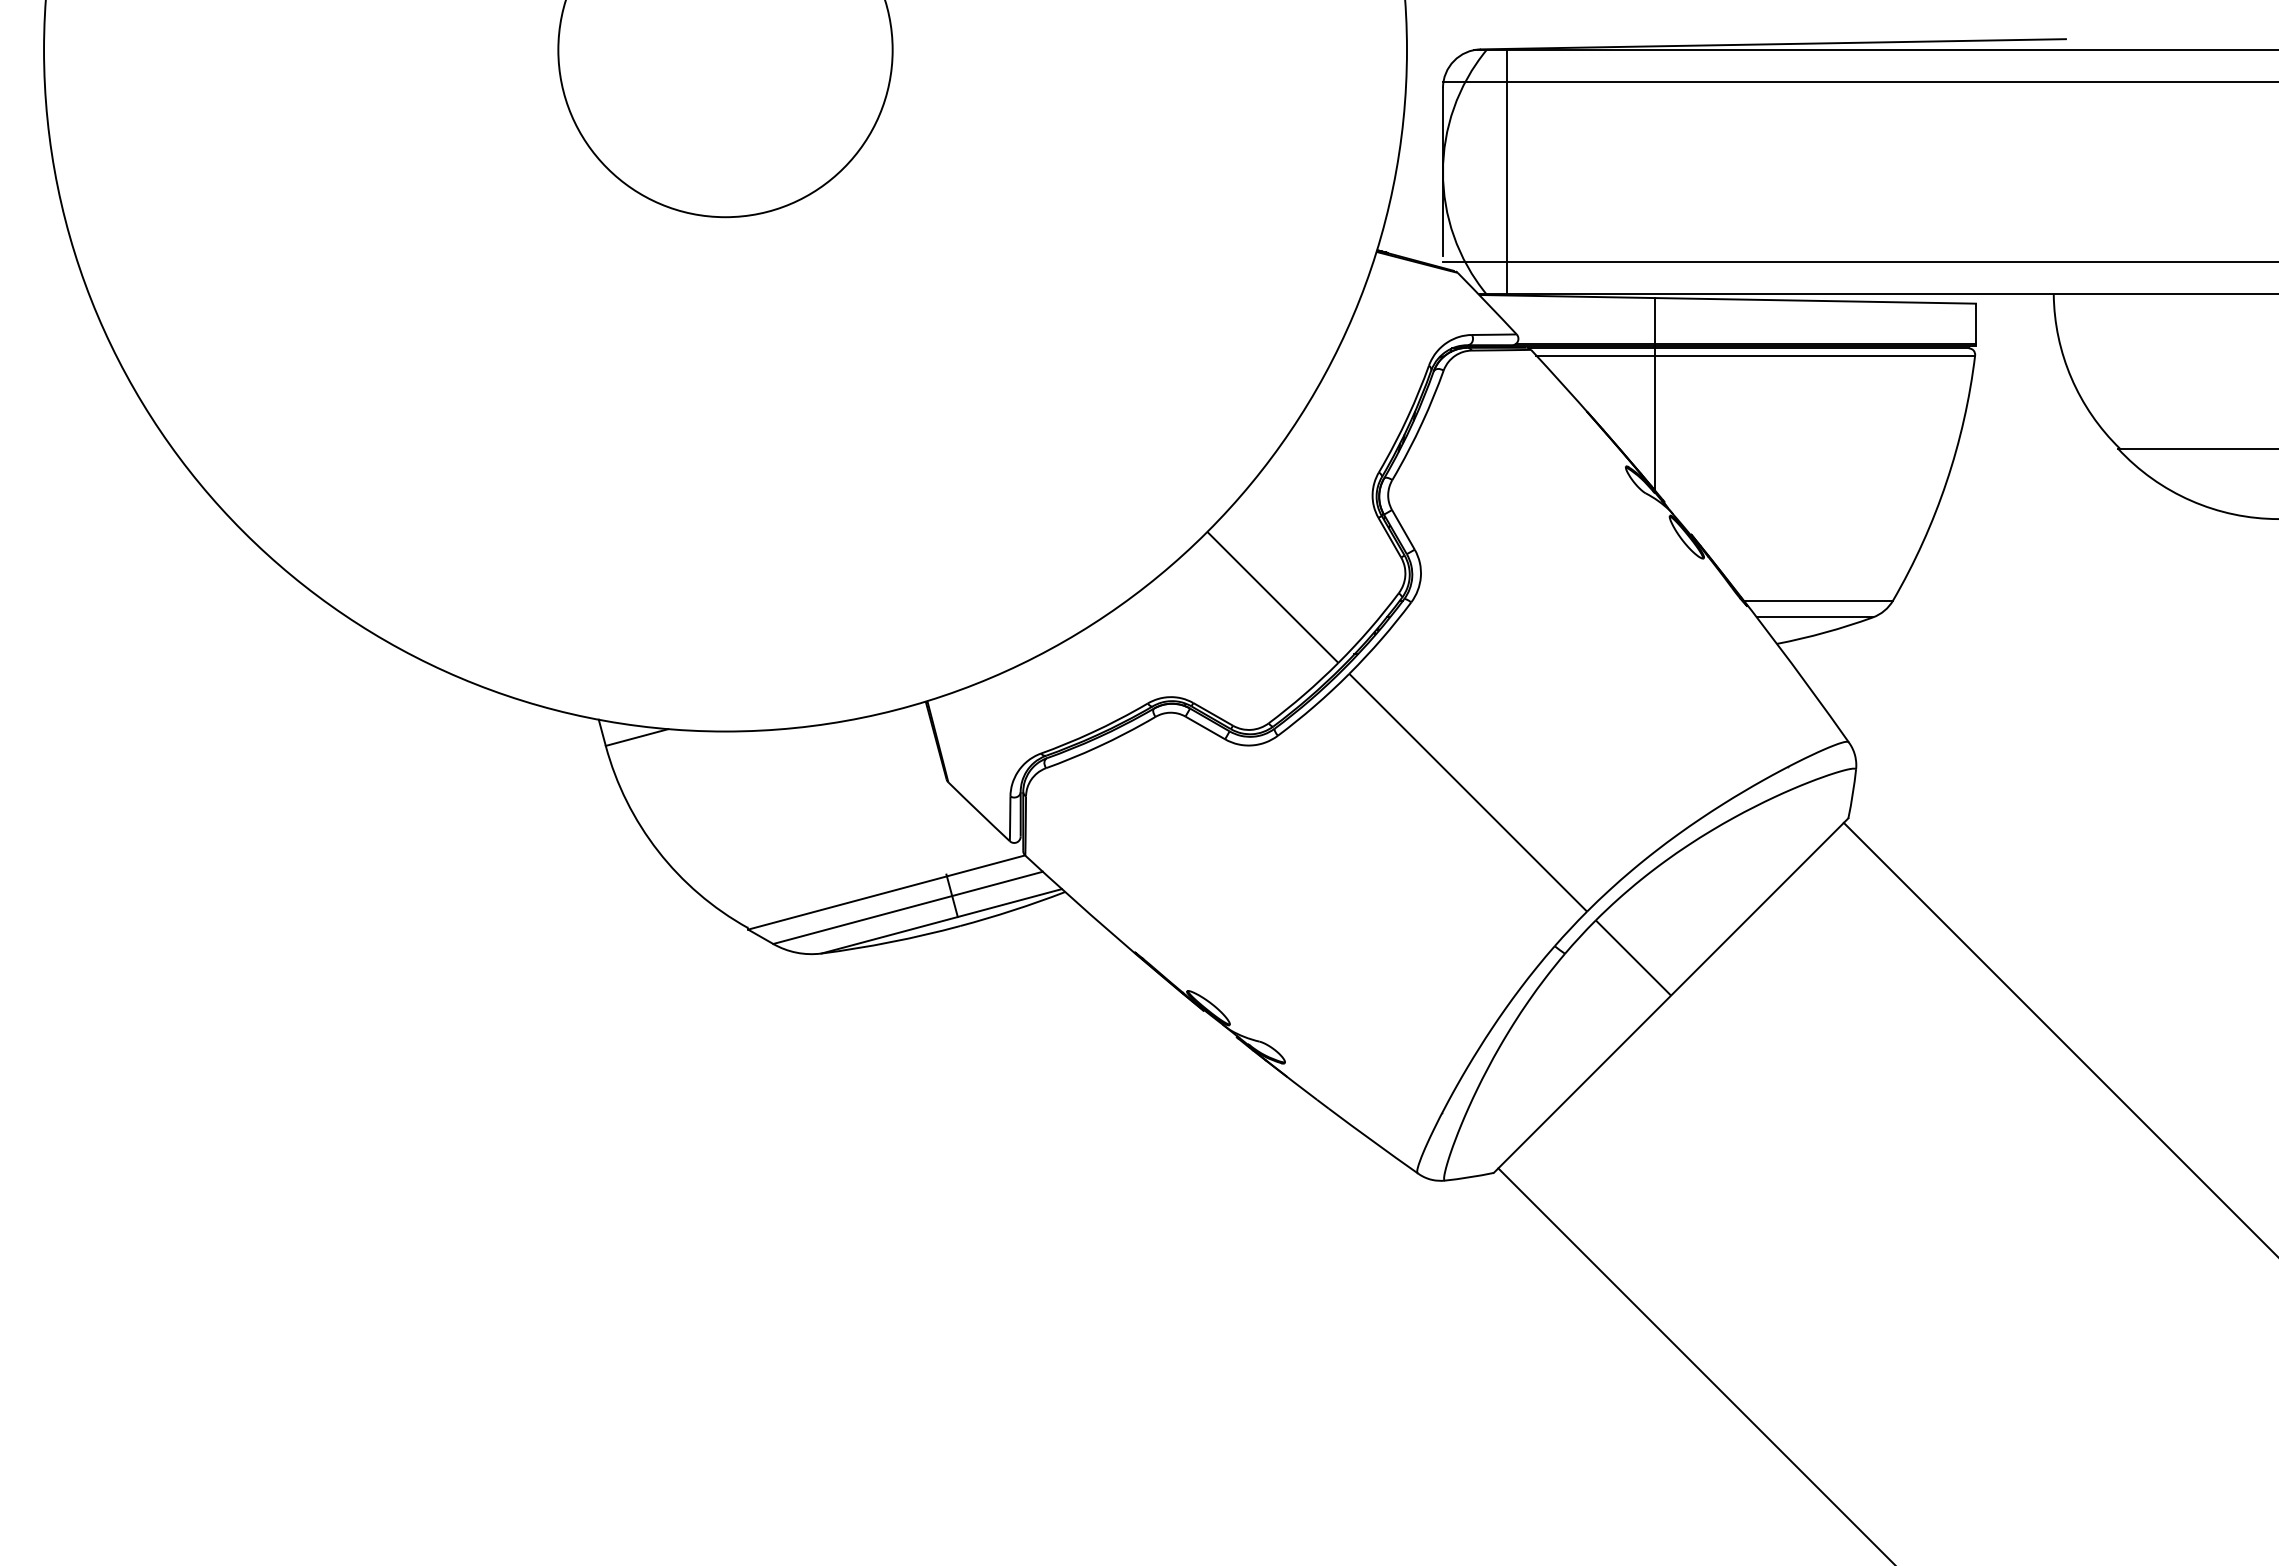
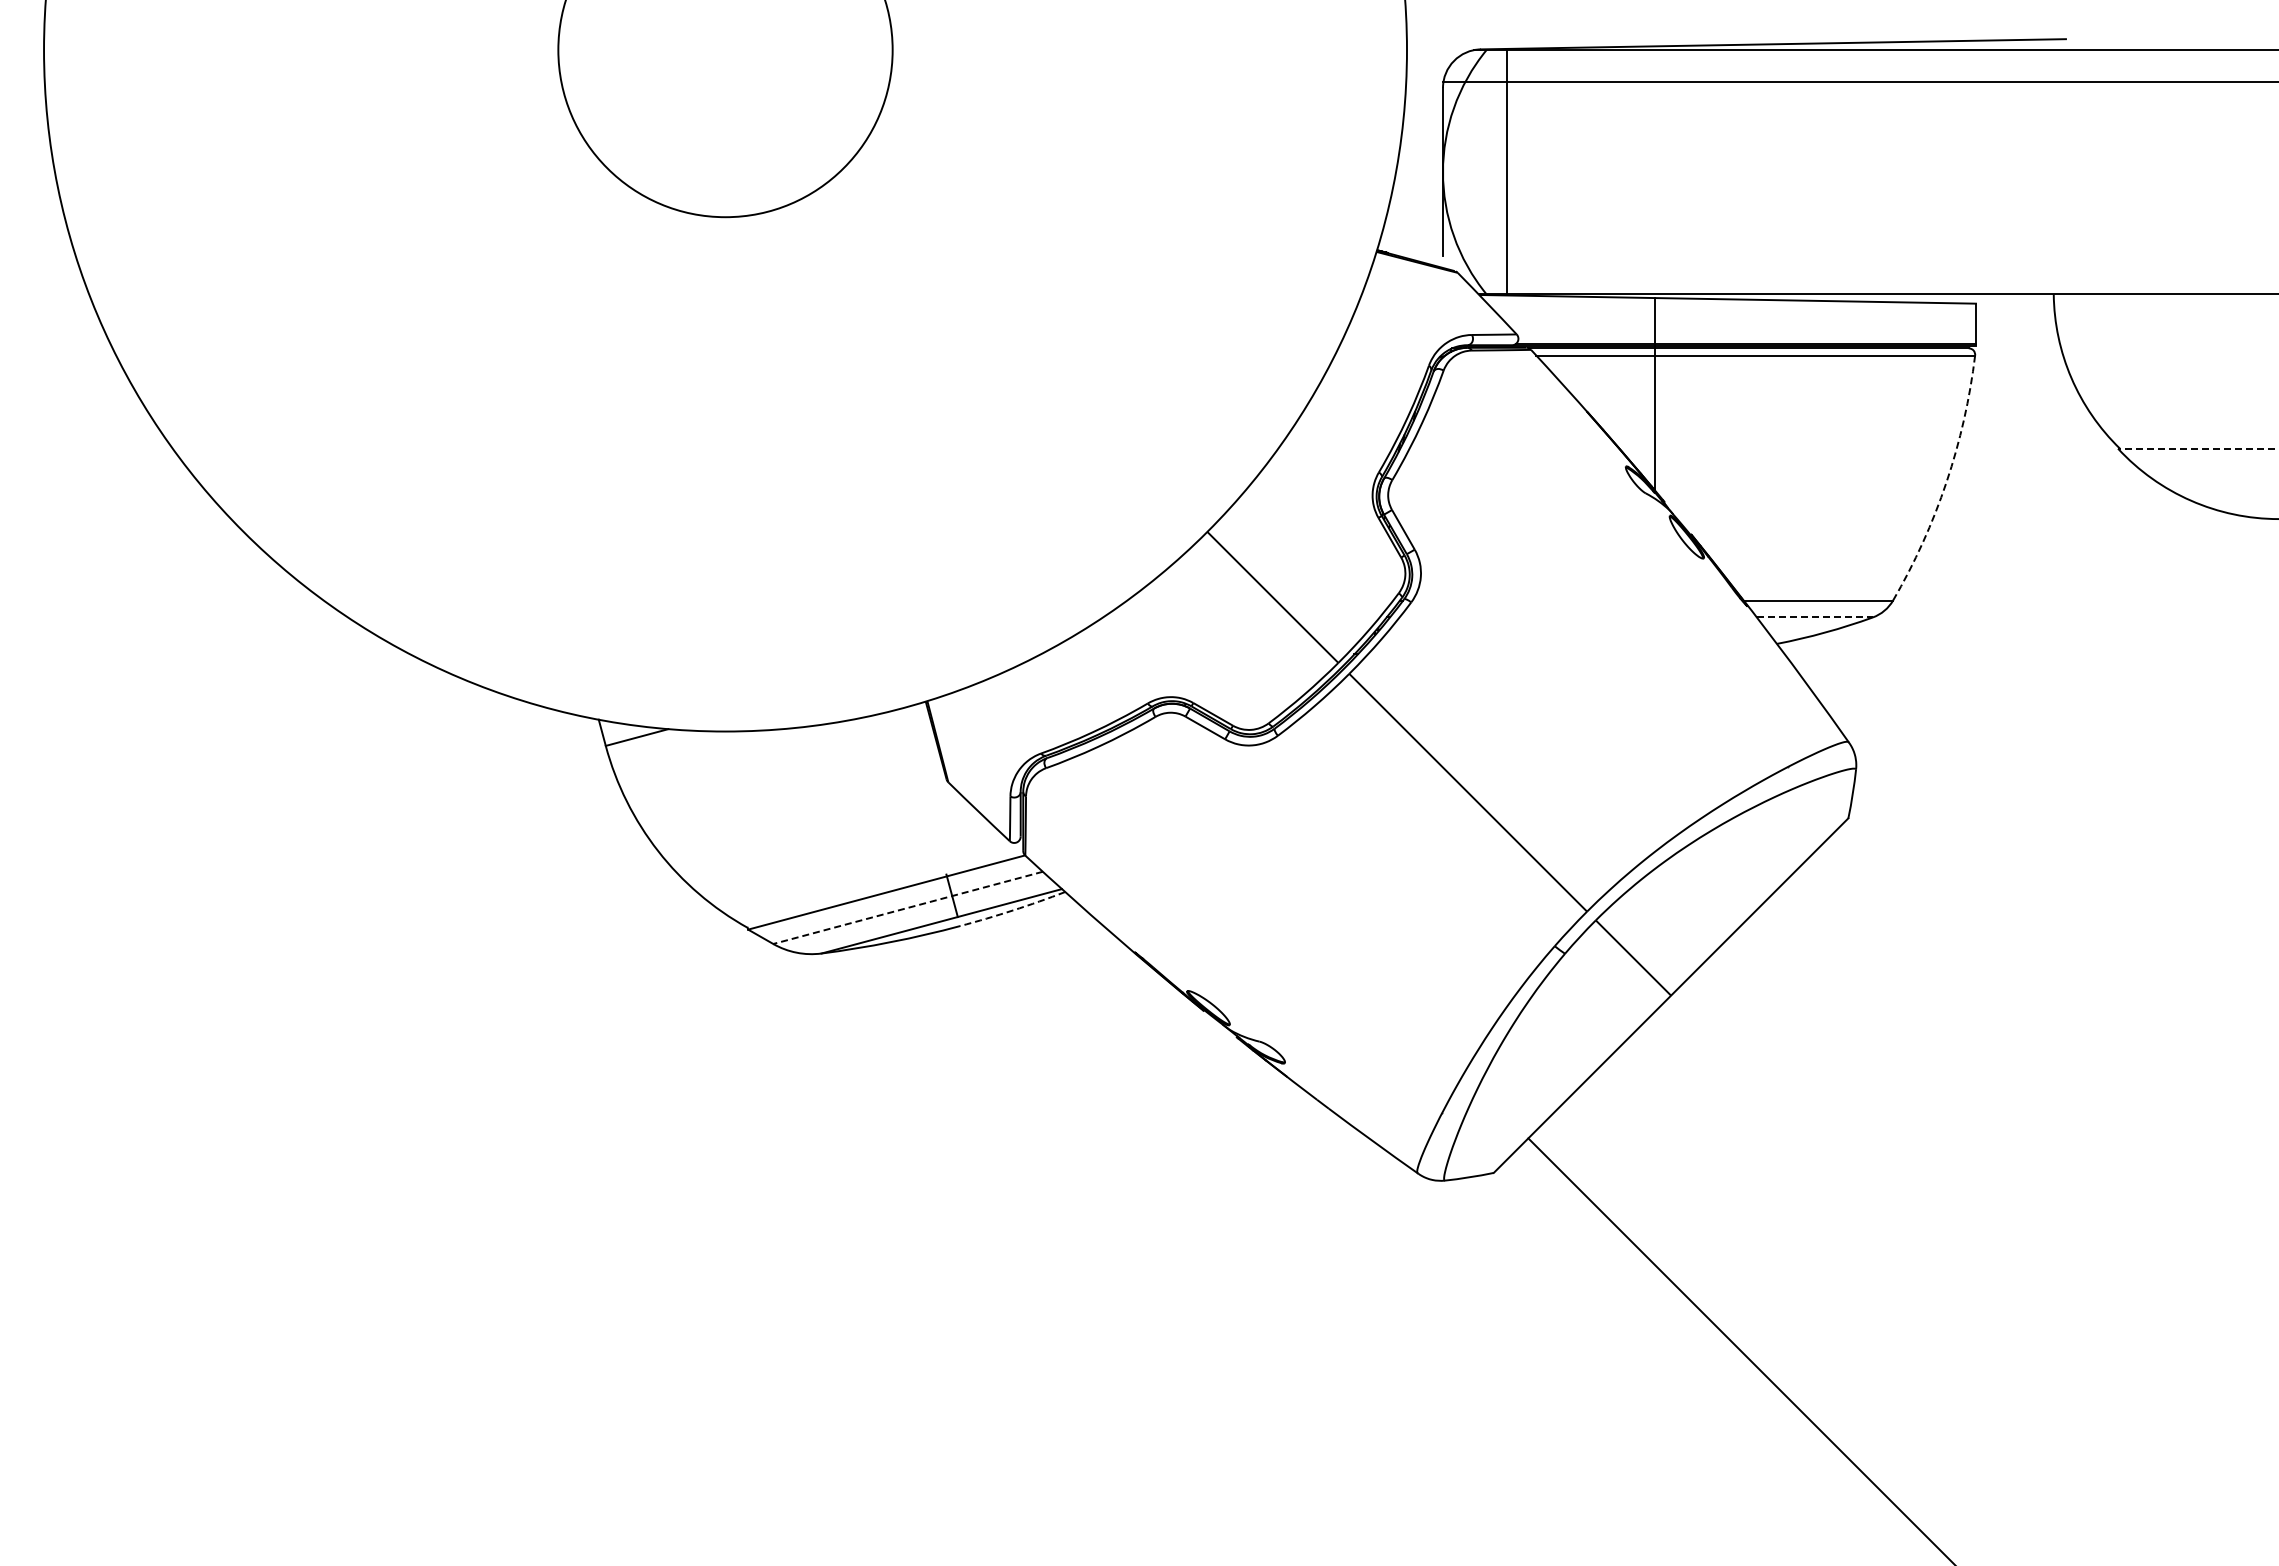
line: present -> none (1859, 262)
line: solid -> dashed (2197, 448)
arc: solid -> dashed (1946, 482)
line: solid -> dashed (1814, 617)
line: solid -> dashed (908, 907)
arc: solid -> dashed (1013, 910)
line: present -> none (2059, 1038)
line position: (1695, 1365) -> (1740, 1350) (1740, 1350)
